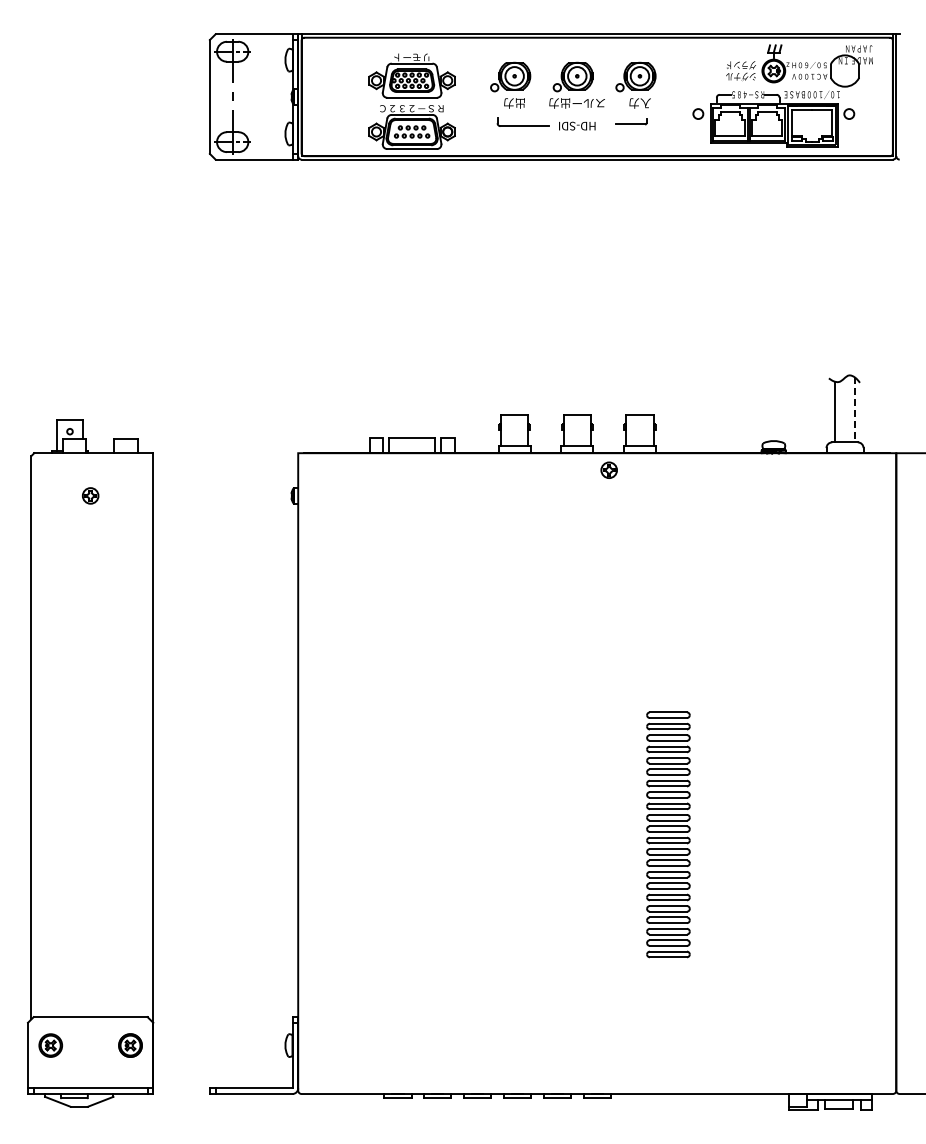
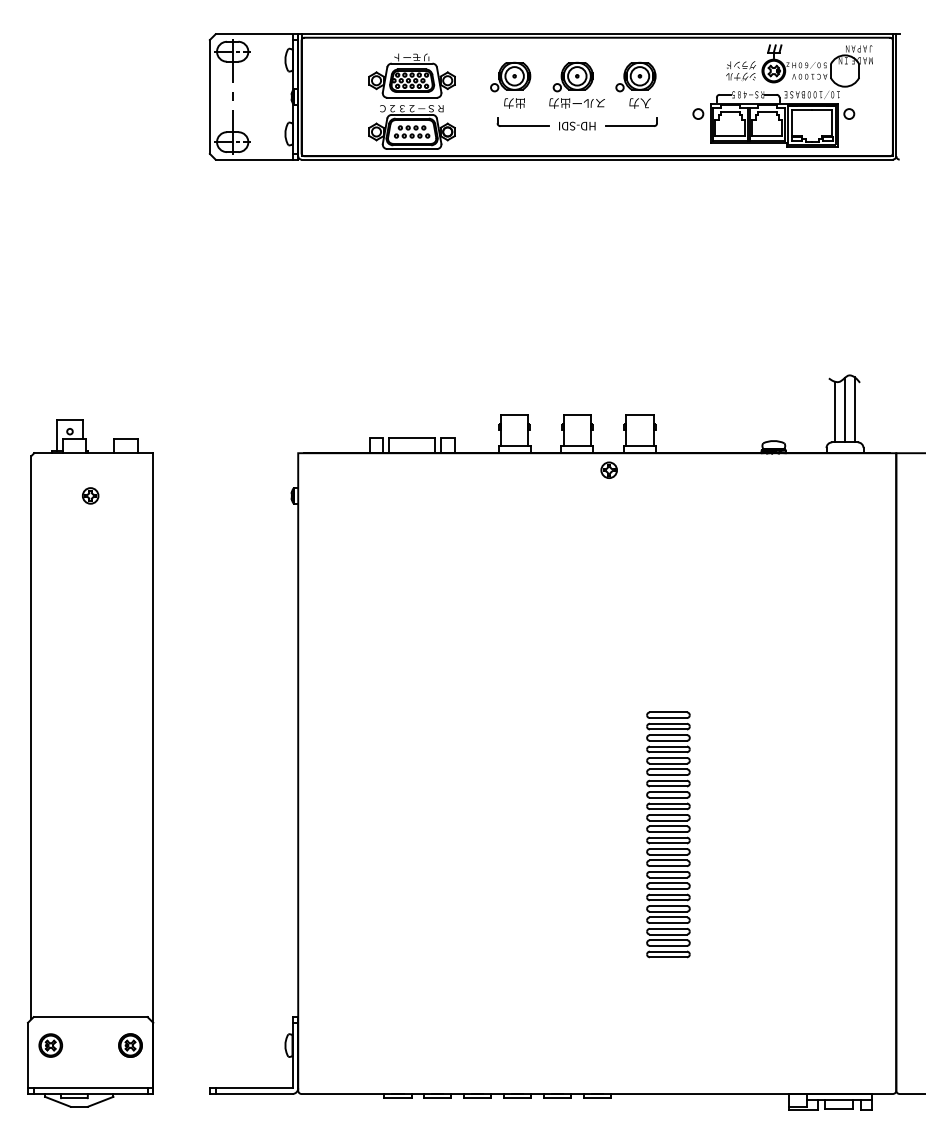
part size: 33x8 px -> 53x10 px (631, 121)
line: none -> present (845, 409)
line: dashed -> solid (854, 410)
